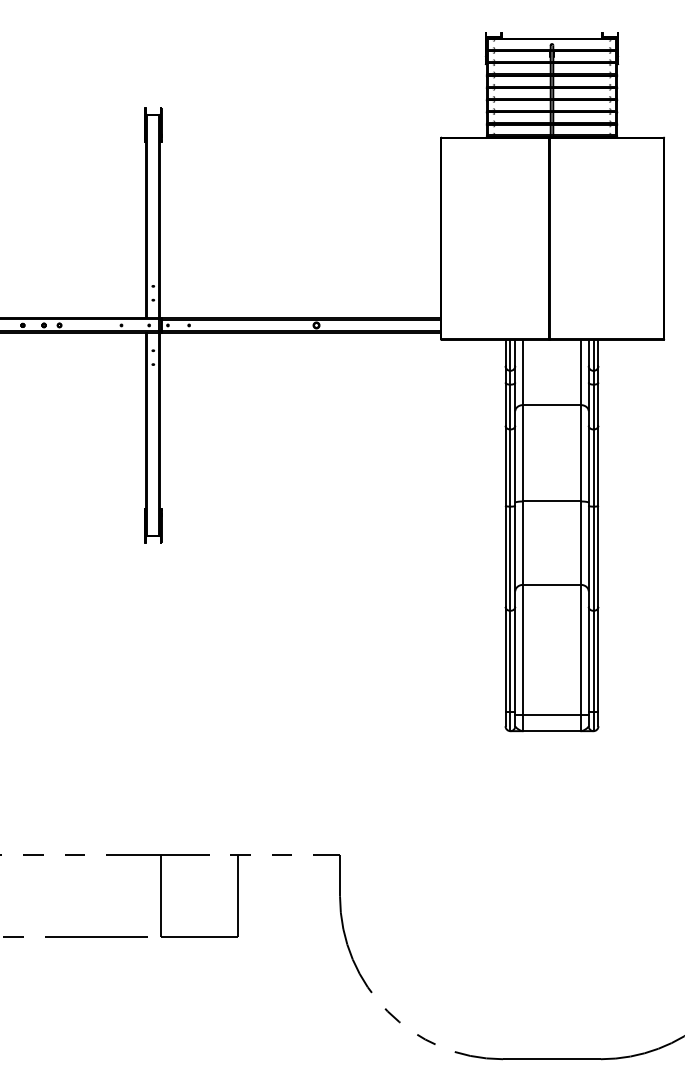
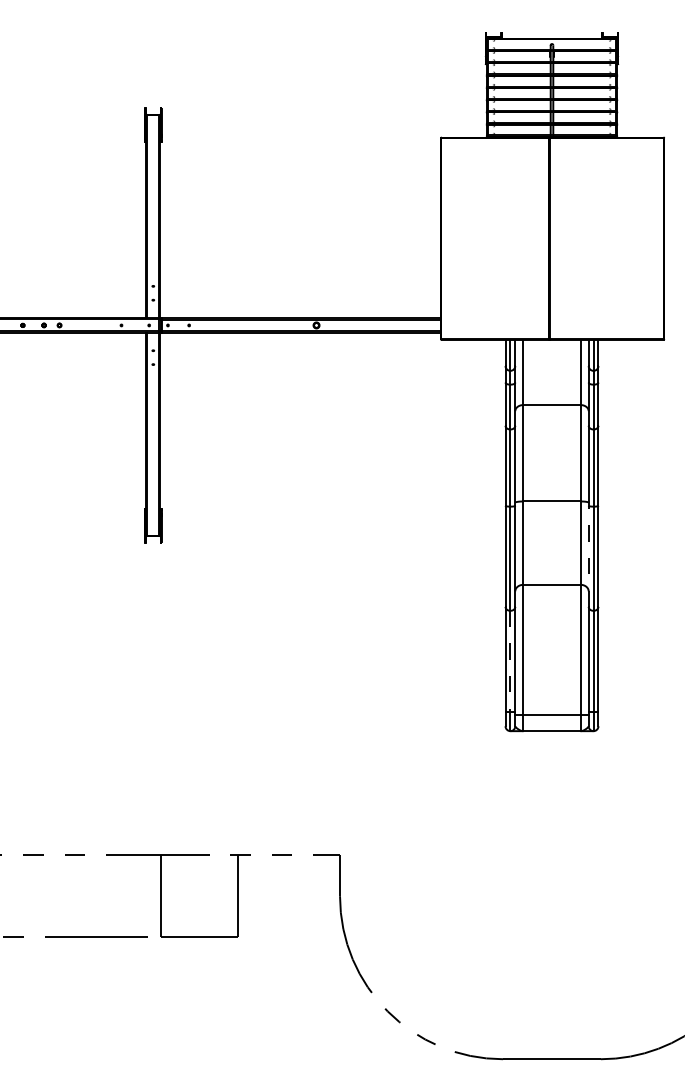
line: solid -> dashed (588, 556)
line: solid -> dashed (510, 661)
